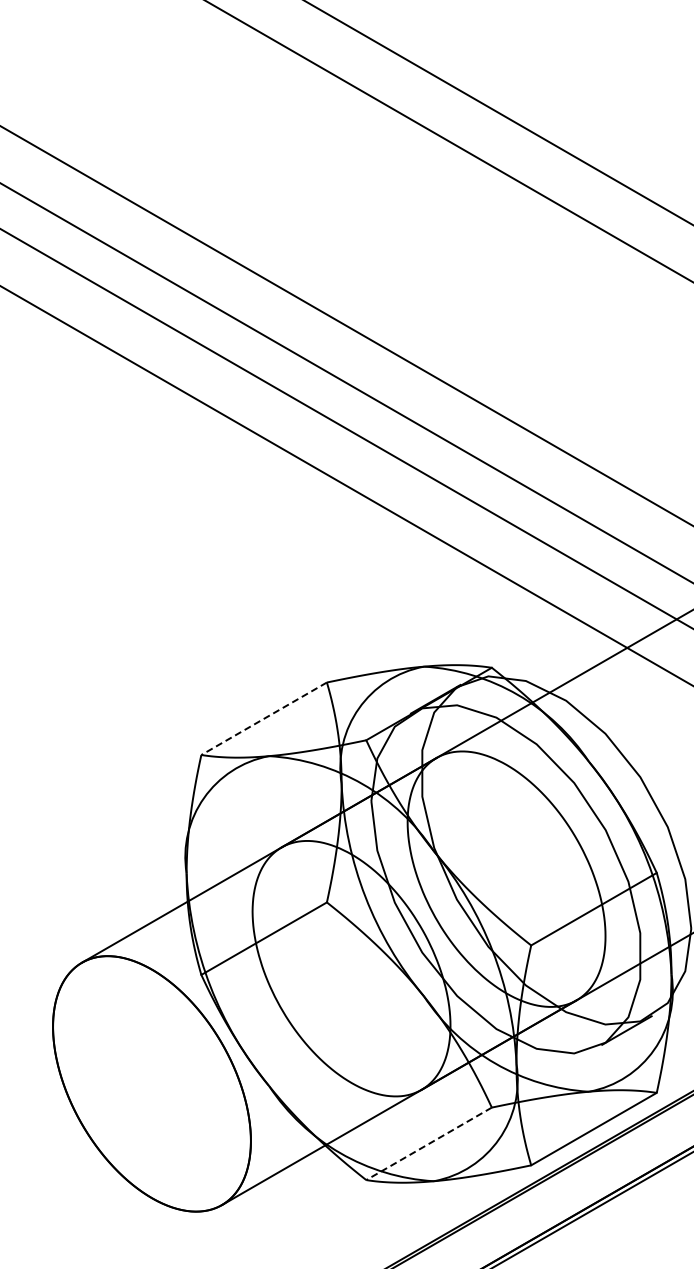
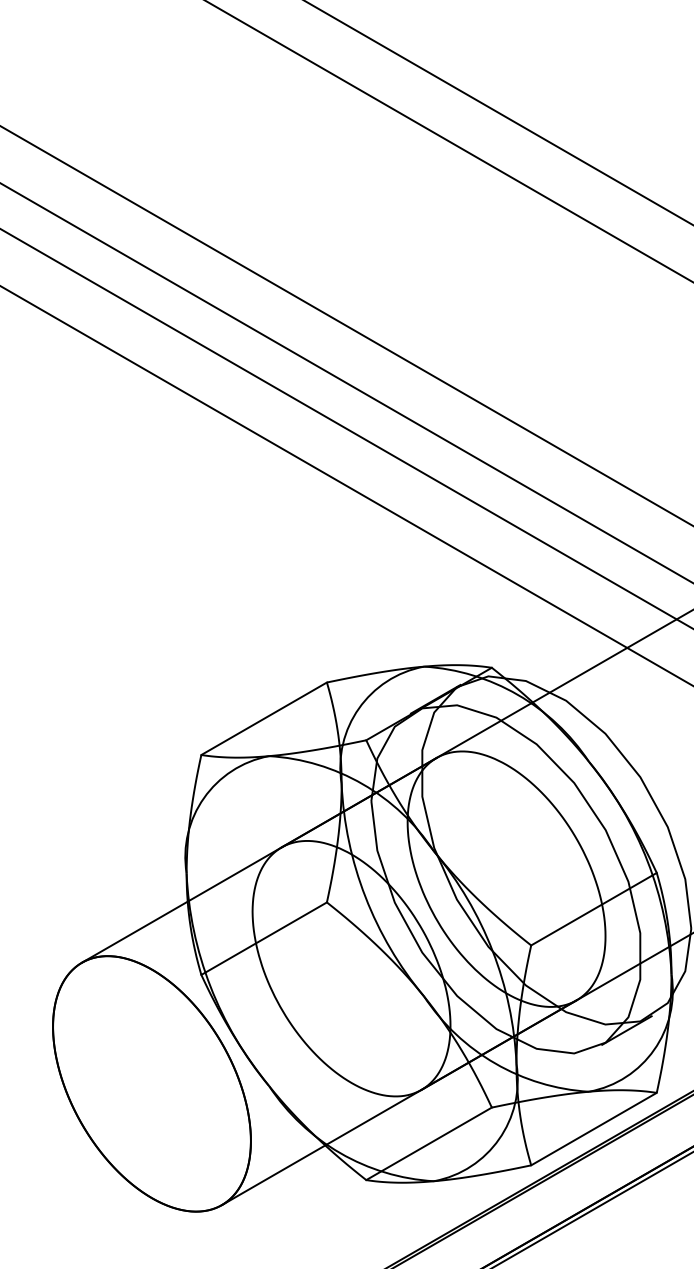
line: dashed -> solid (263, 719)
line: dashed -> solid (428, 1144)
